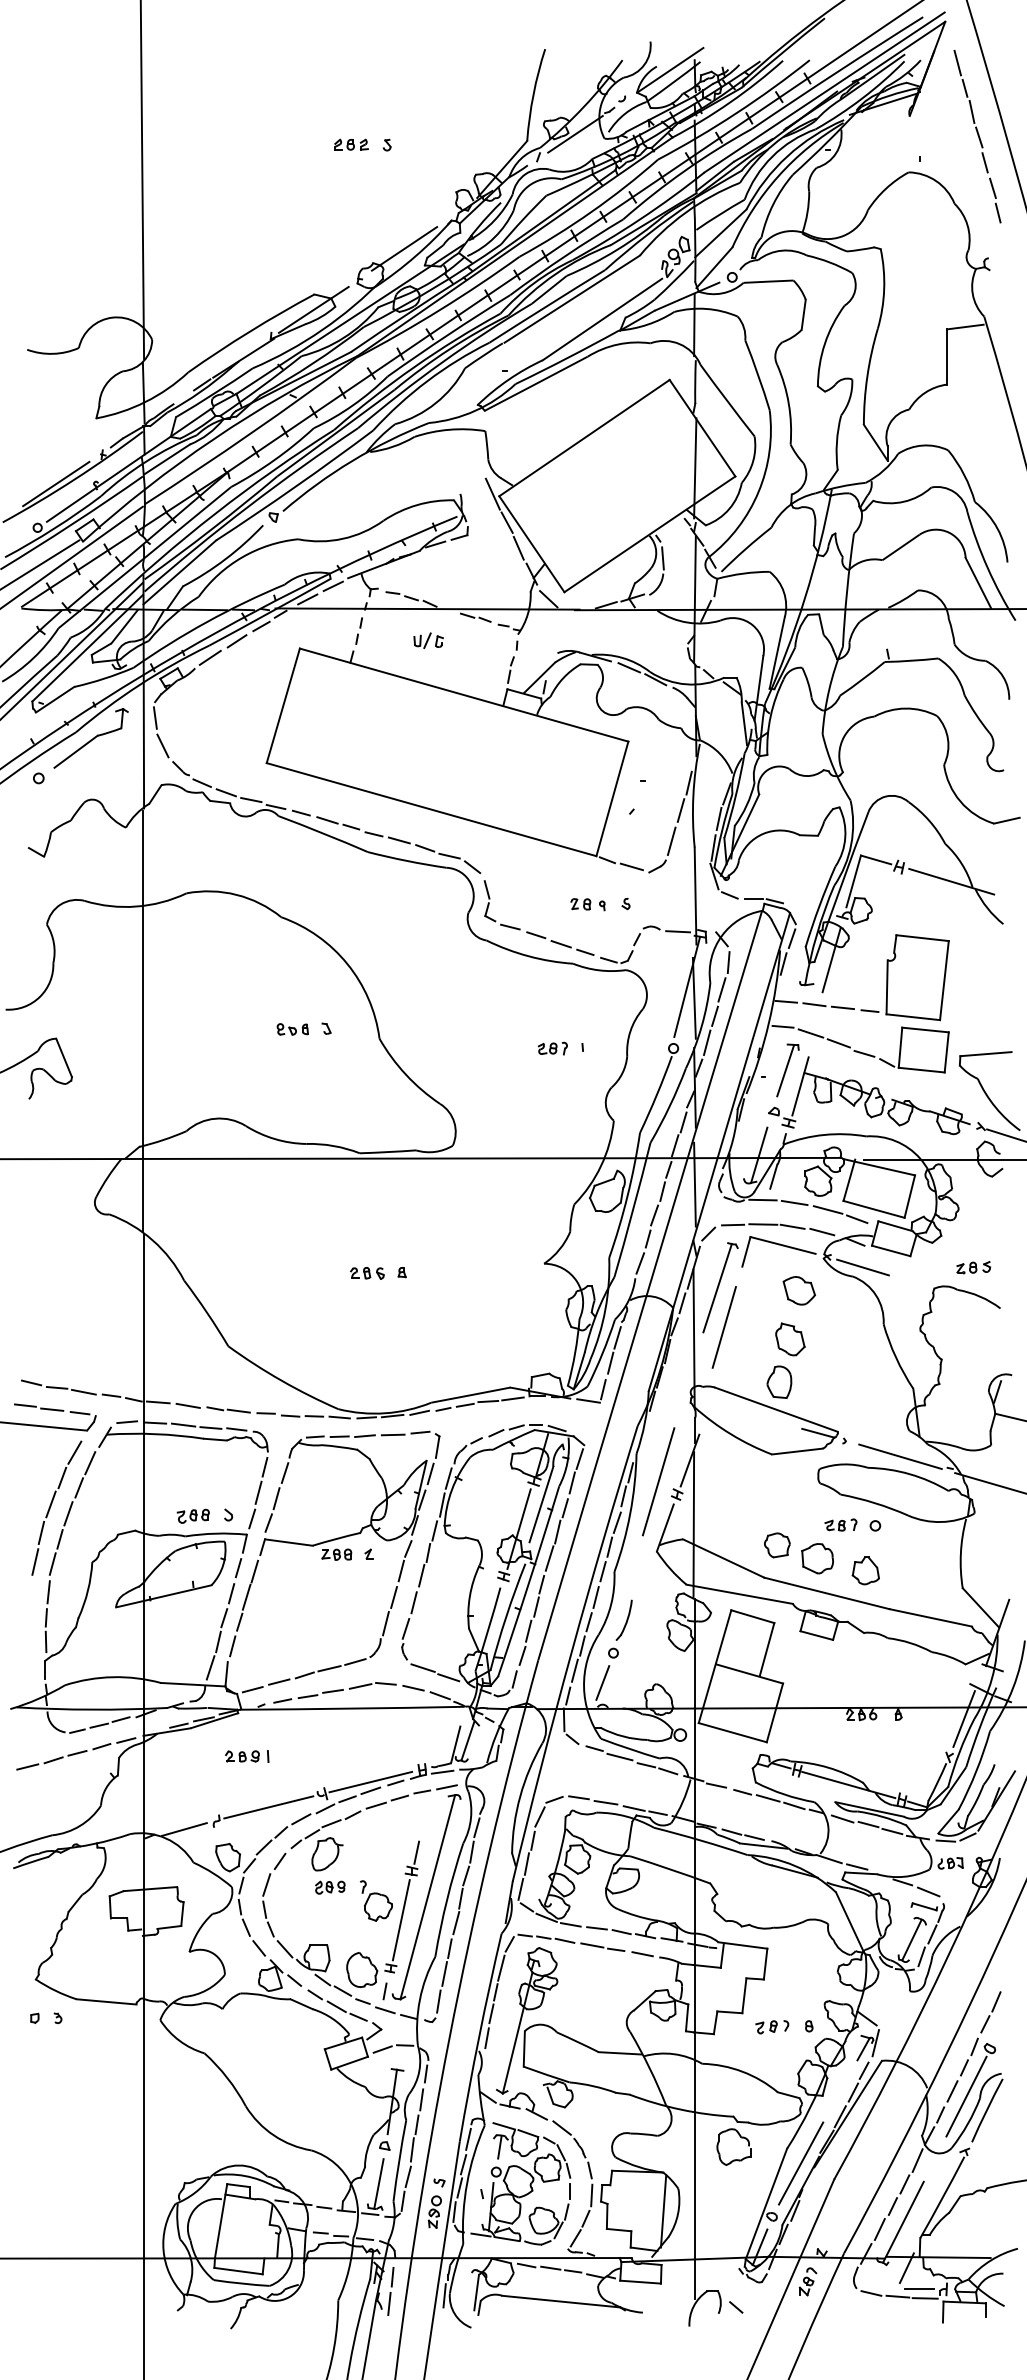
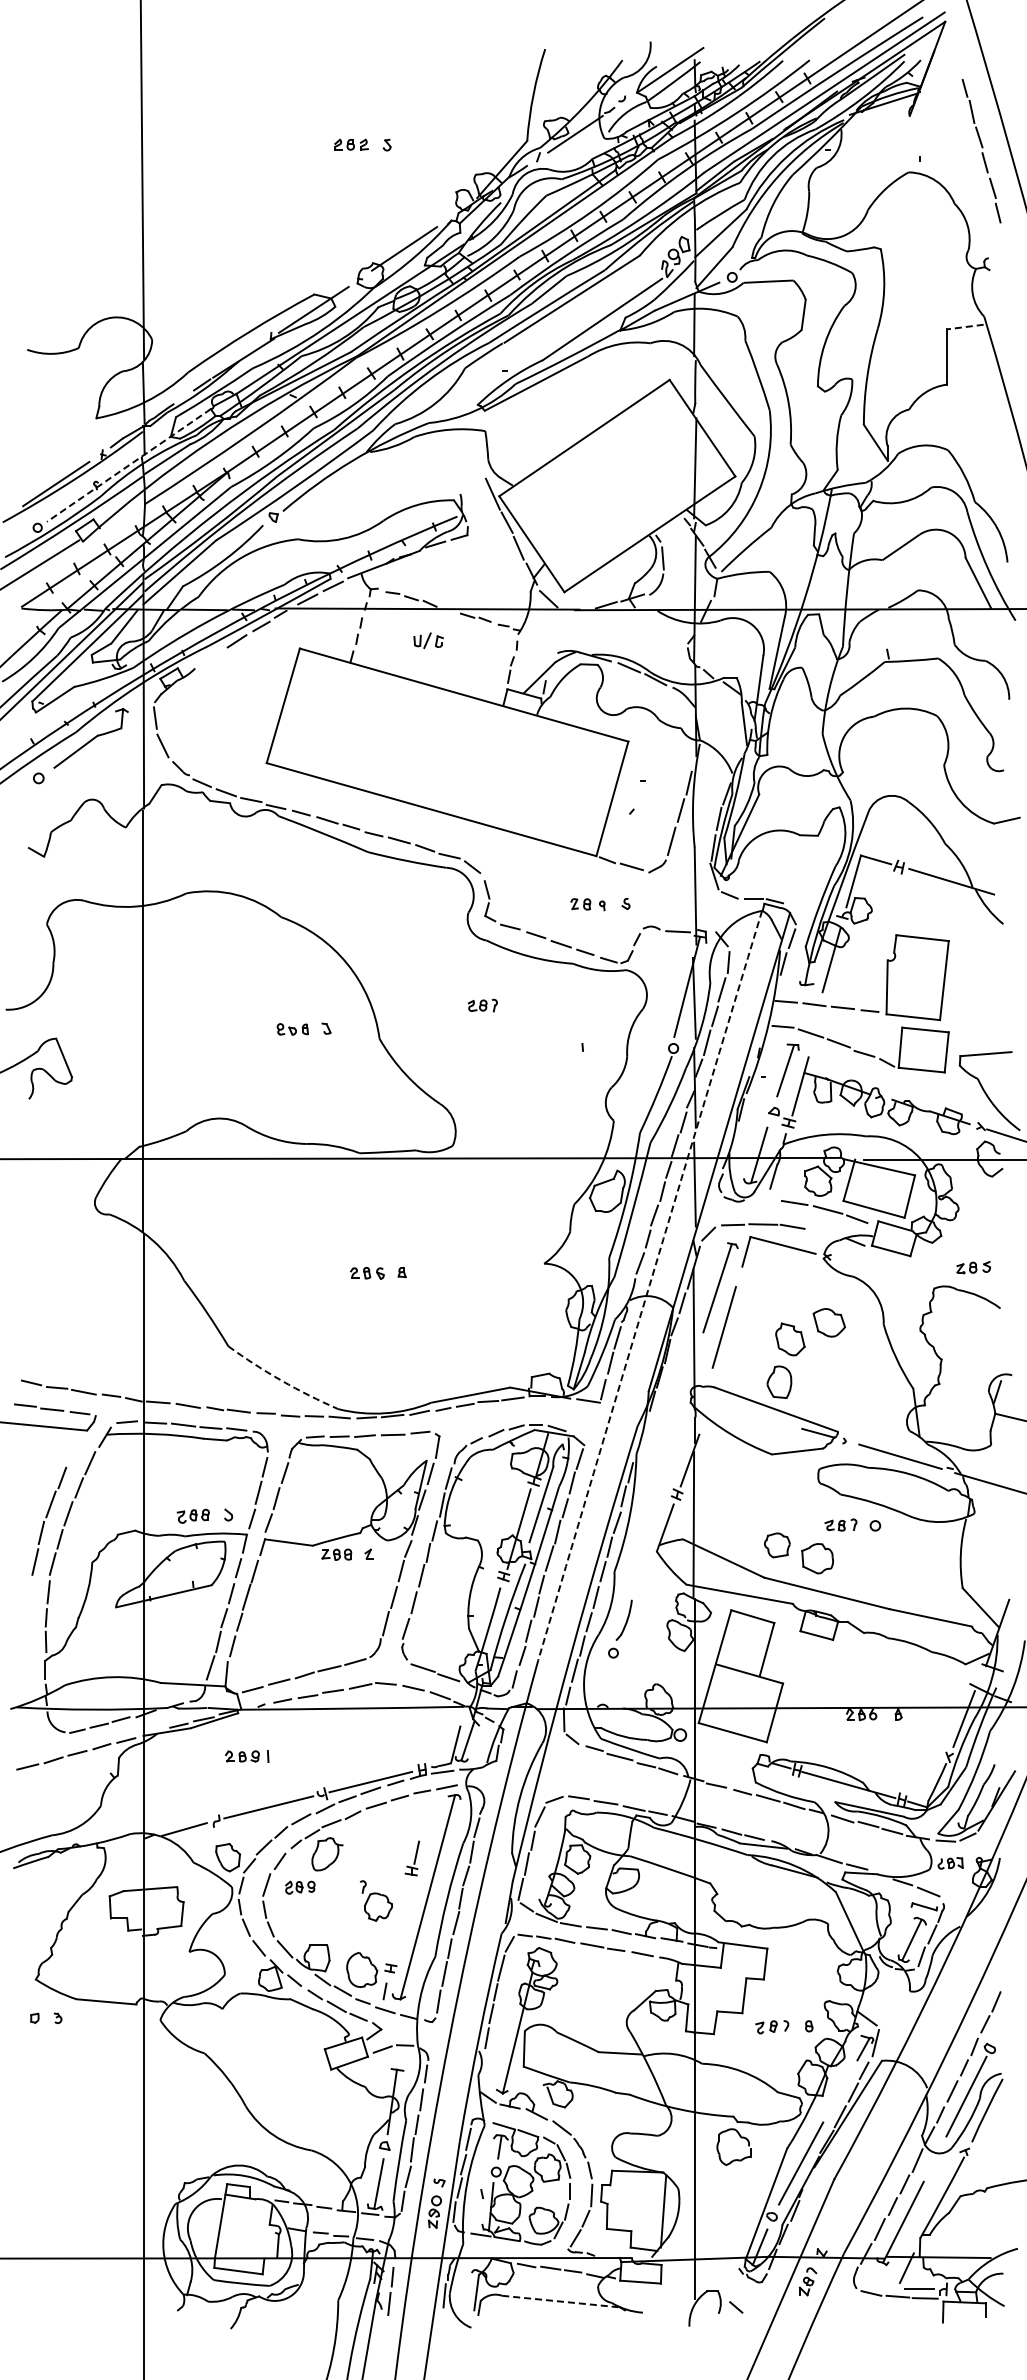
line: present -> none (957, 62)
line: solid -> dashed (964, 327)
line: solid -> dashed (128, 465)
line: present -> none (72, 556)
line: present -> none (209, 657)
part position: (552, 1048) -> (482, 1005) (482, 1005)
line: present -> none (762, 1199)
line: present -> none (822, 1231)
line: present -> none (862, 1267)
arc: solid -> dashed (649, 1285)
part position: (798, 1290) -> (828, 1322) (828, 1322)
arc: solid -> dashed (281, 1380)
line: present -> none (74, 1452)
line: present -> none (658, 1481)
part: present -> none (865, 1570)
line: present -> none (602, 1682)
part position: (330, 1887) -> (300, 1887) (300, 1887)
line: present -> none (400, 1920)
line: solid -> dashed (561, 2301)
